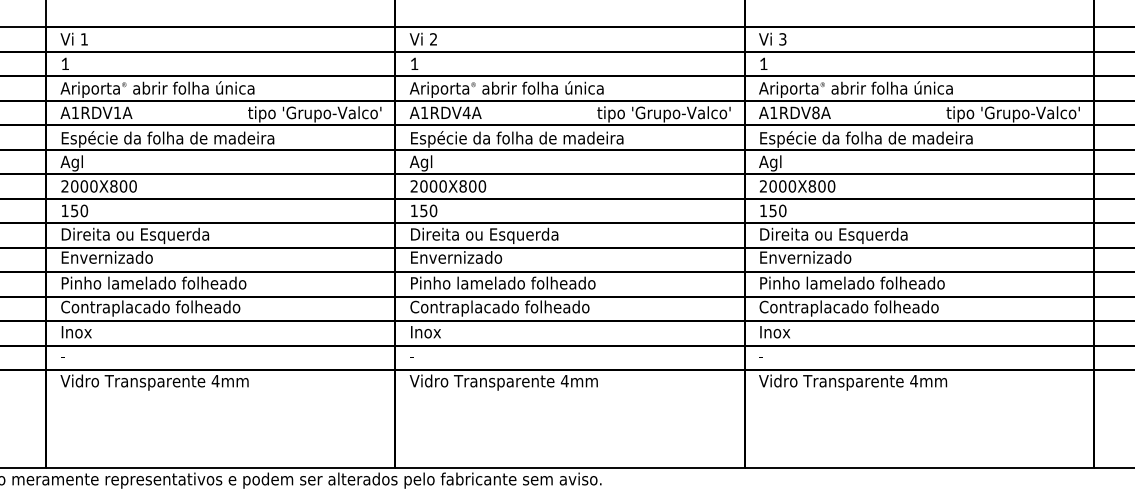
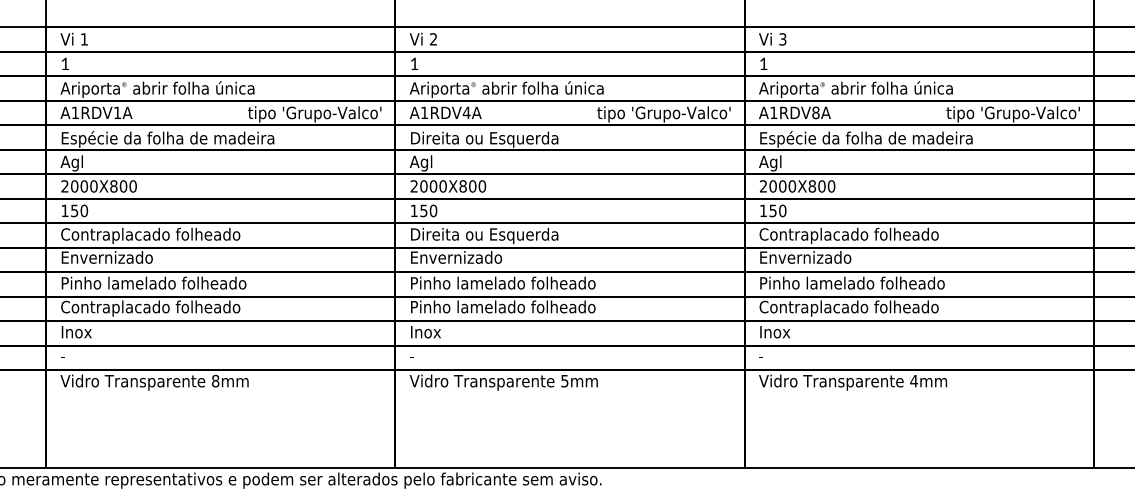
text: Espécie da folha de madeira -> Direita ou Esquerda (517, 139)
text: Direita ou Esquerda -> Contraplacado folheado (150, 235)
text: Direita ou Esquerda -> Contraplacado folheado (848, 235)
text: Contraplacado folheado -> Pinho lamelado folheado (502, 308)
text: 4mm -> 8mm (215, 380)
text: 4mm -> 5mm (564, 381)
